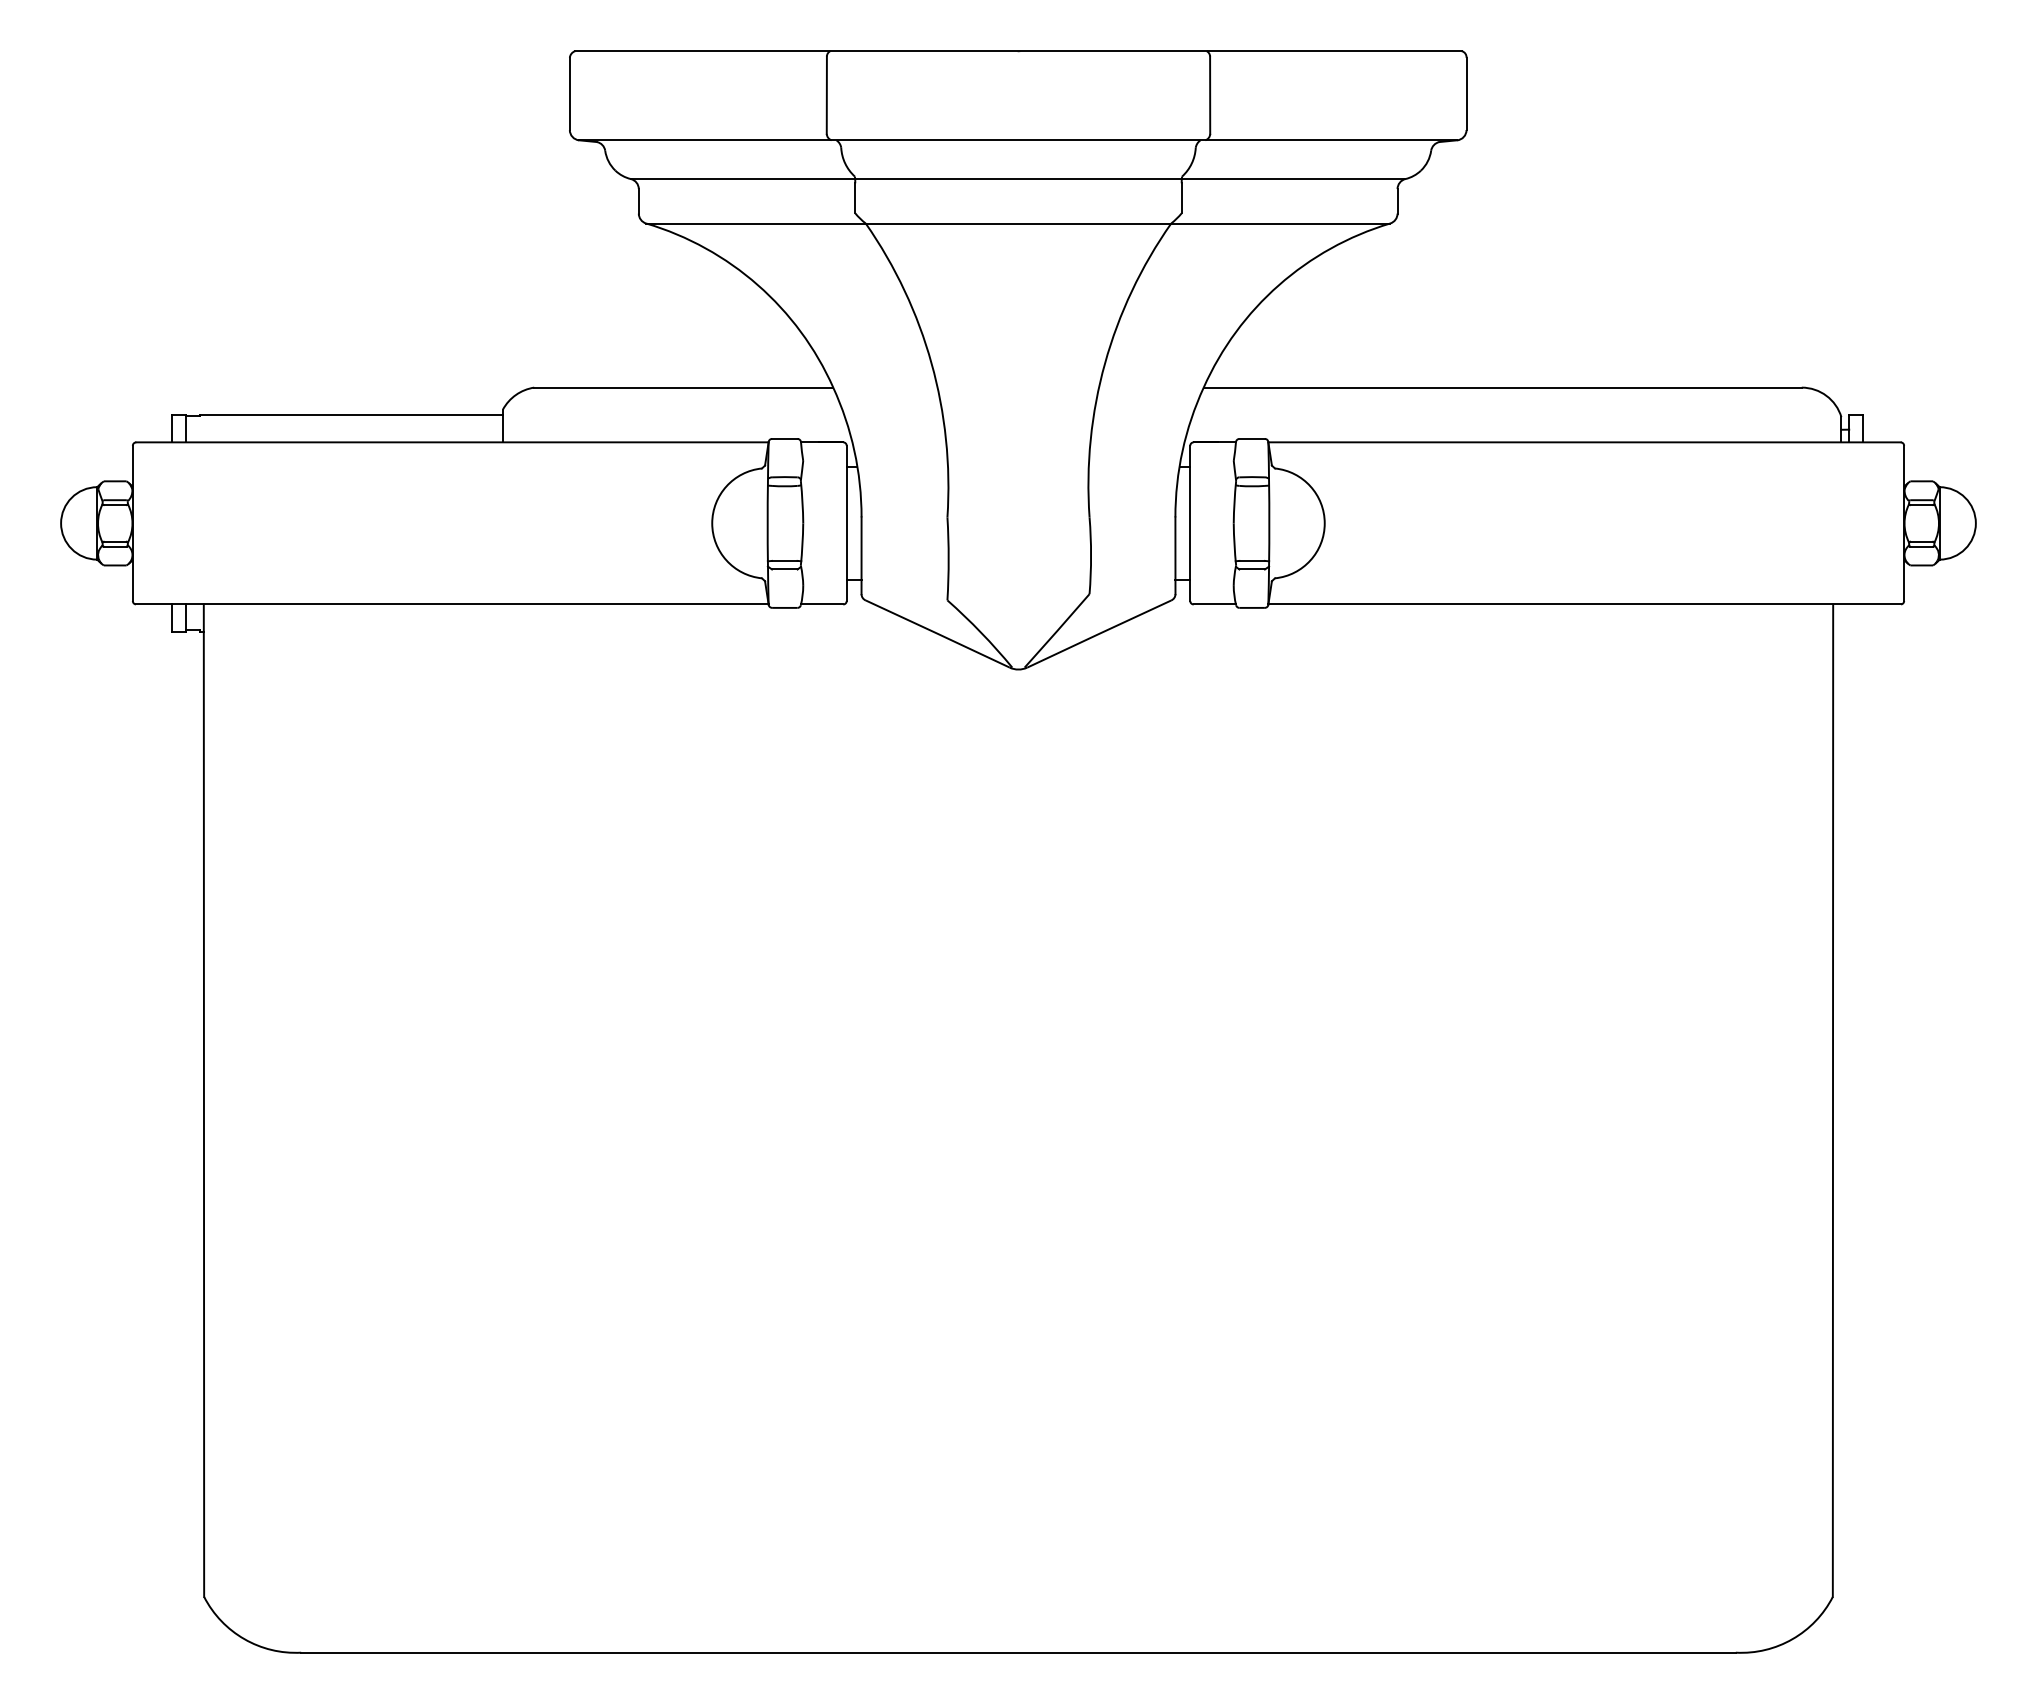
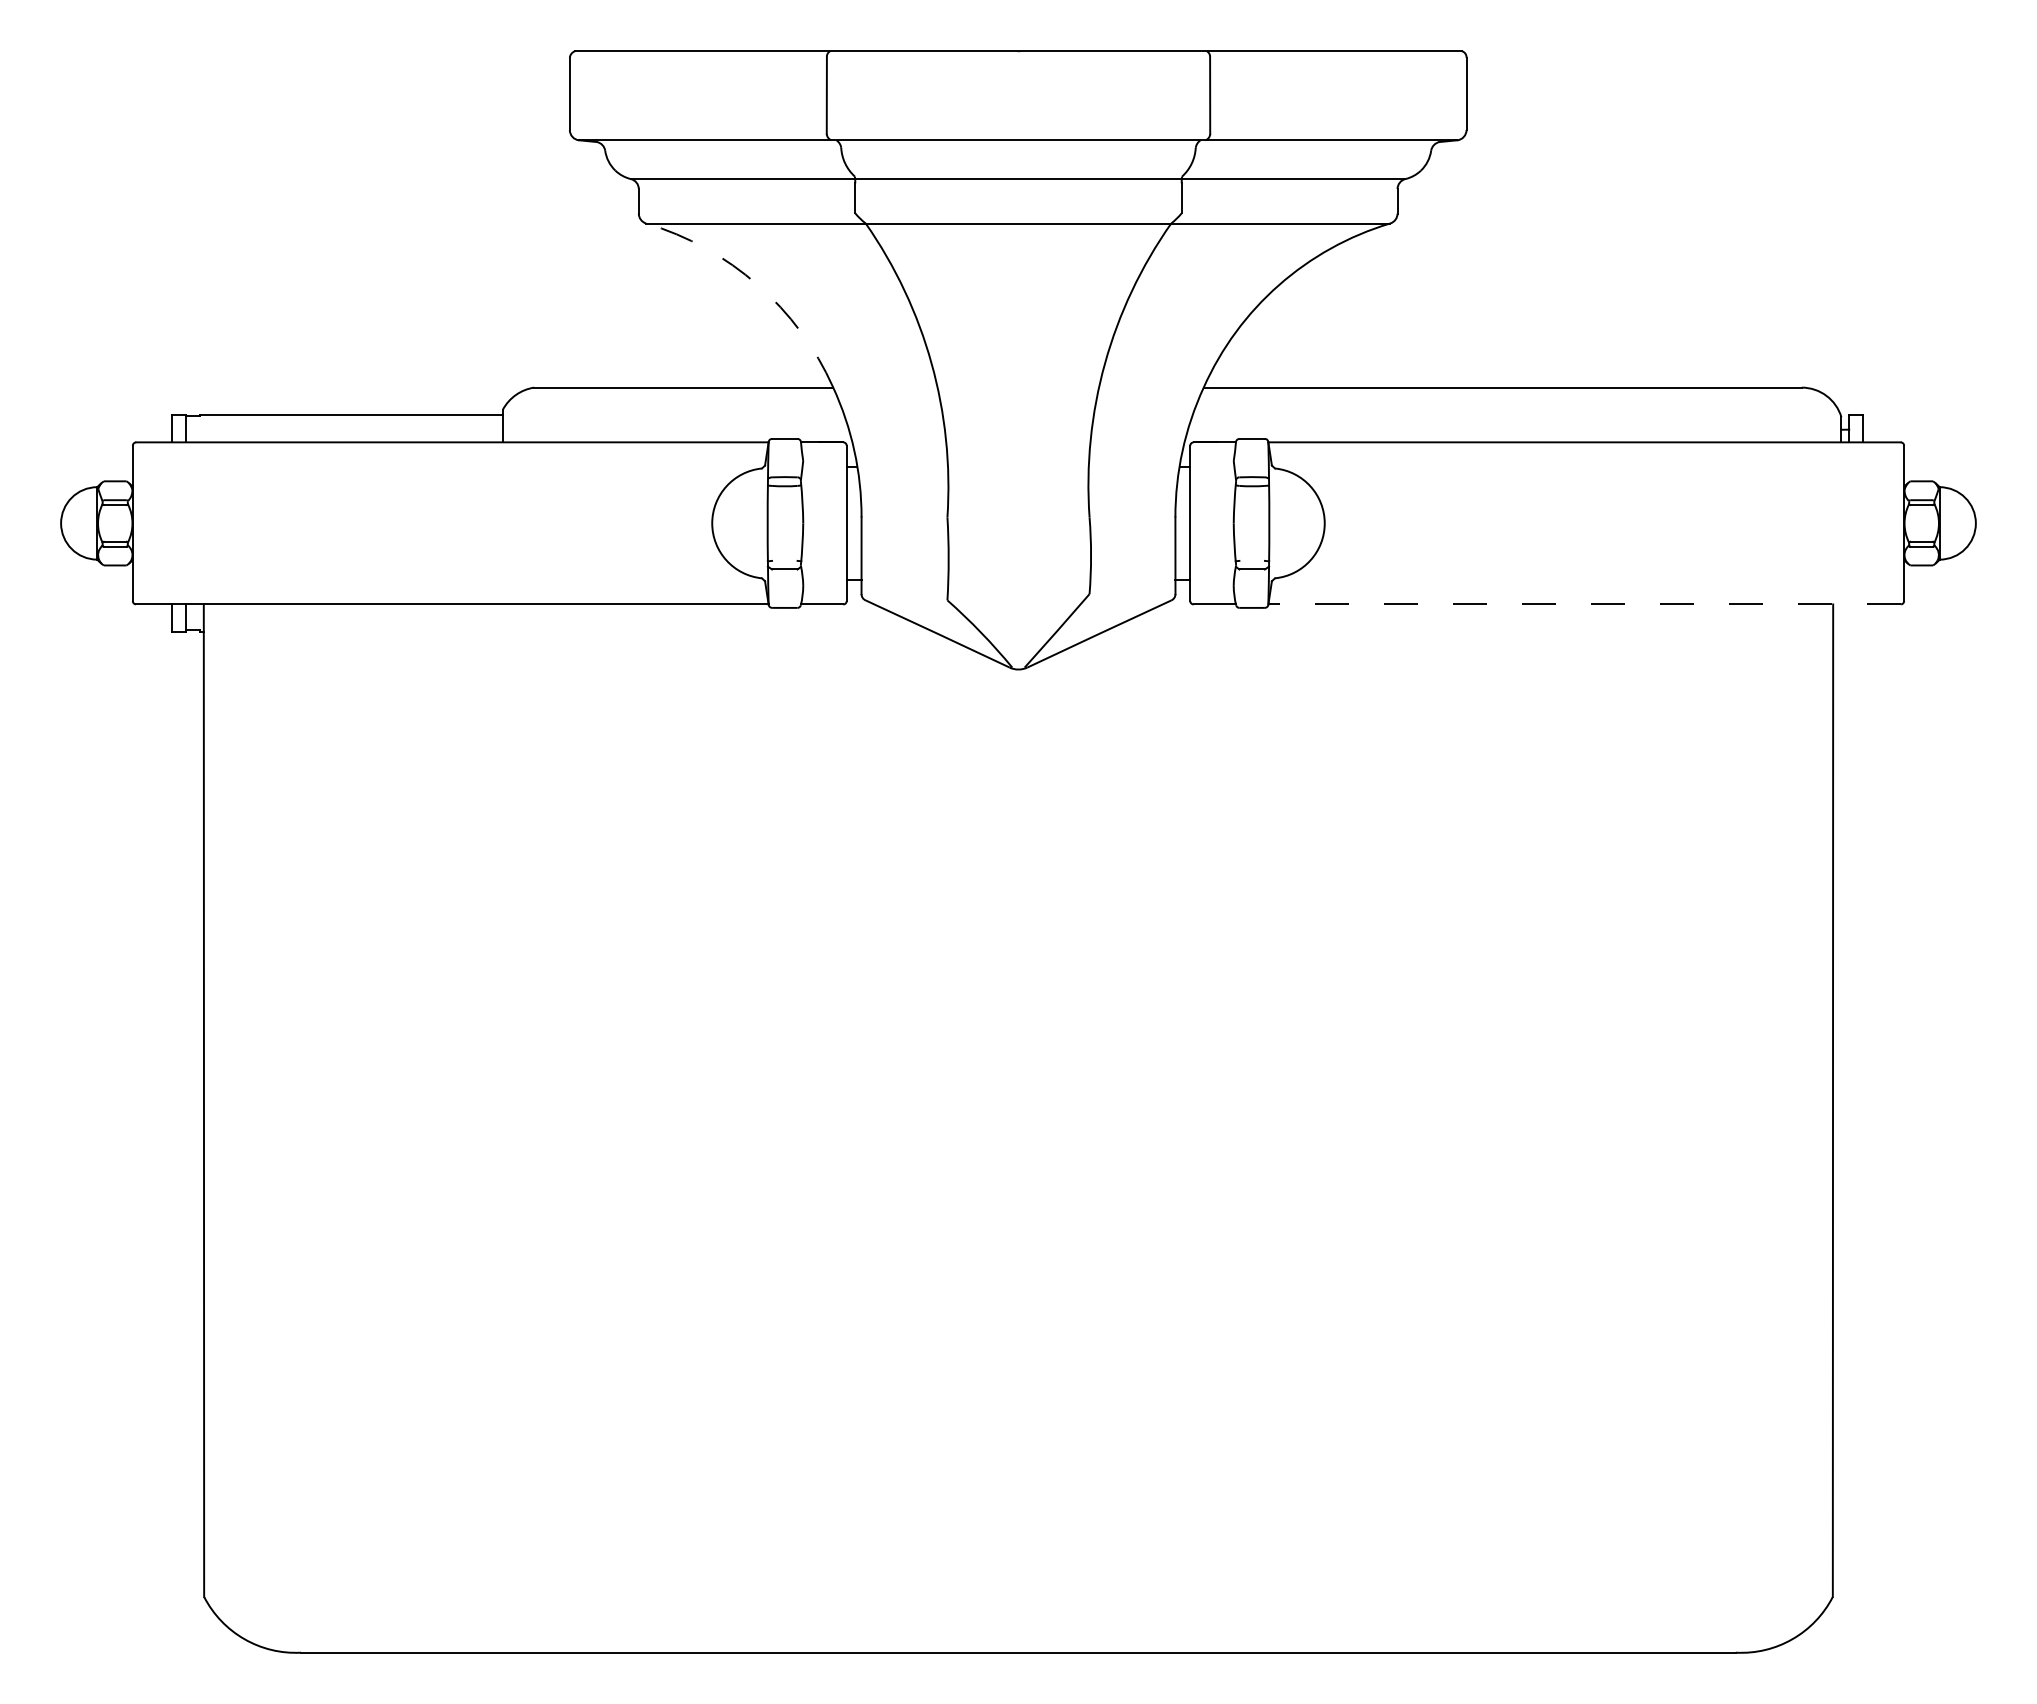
arc: solid -> dashed (757, 285)
line: present -> none (784, 560)
line: present -> none (1251, 560)
line: solid -> dashed (1584, 604)
